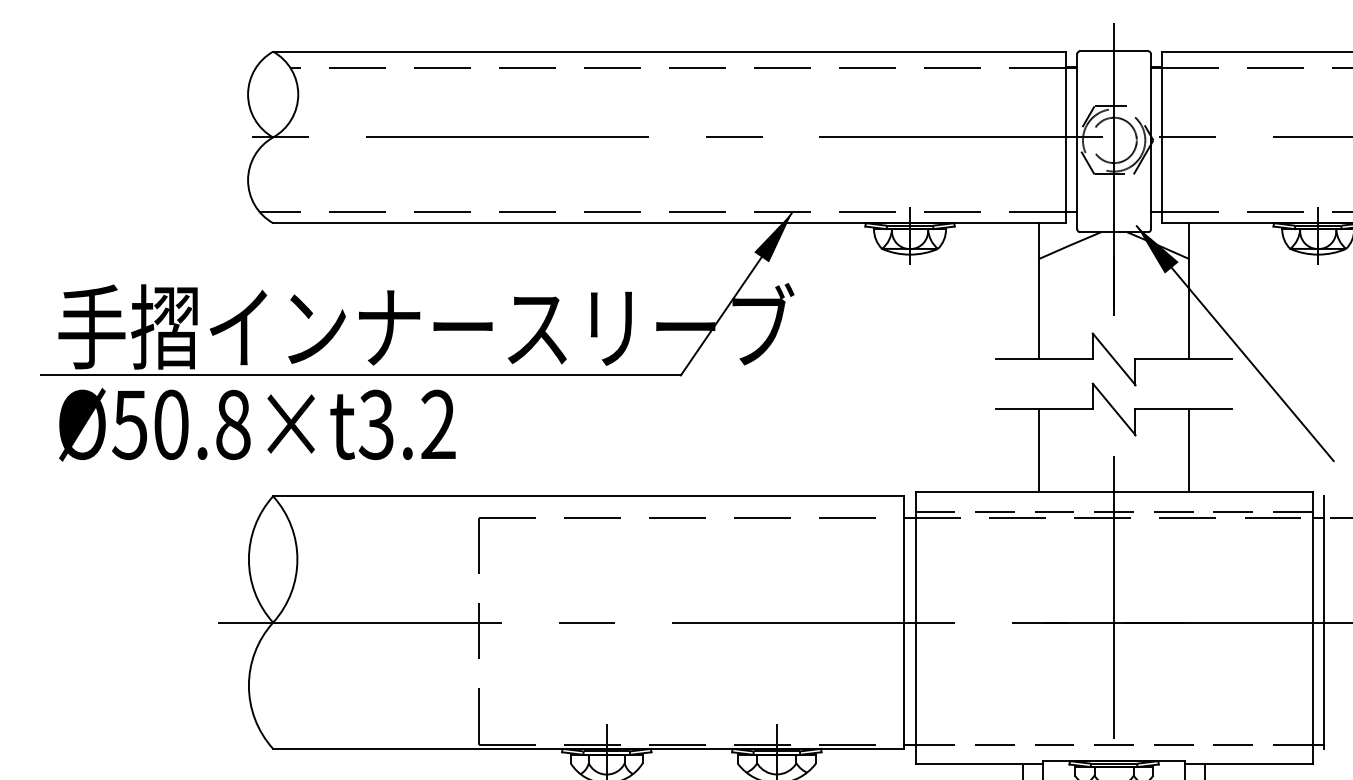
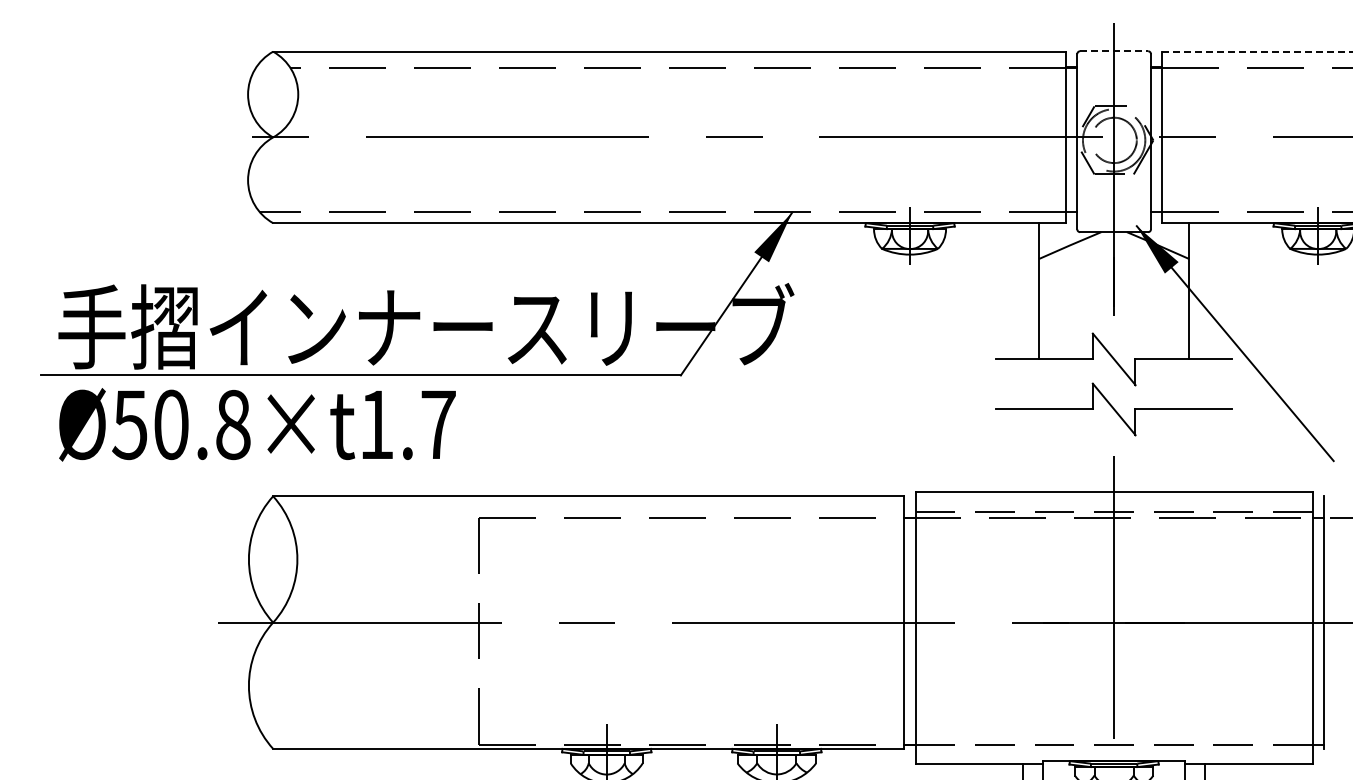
line: solid -> dashed (1114, 51)
line: solid -> dashed (1257, 51)
text: Ø50.8×t3.2 -> Ø50.8×t1.7 (406, 424)
line: present -> none (1039, 450)
line: present -> none (1189, 450)
